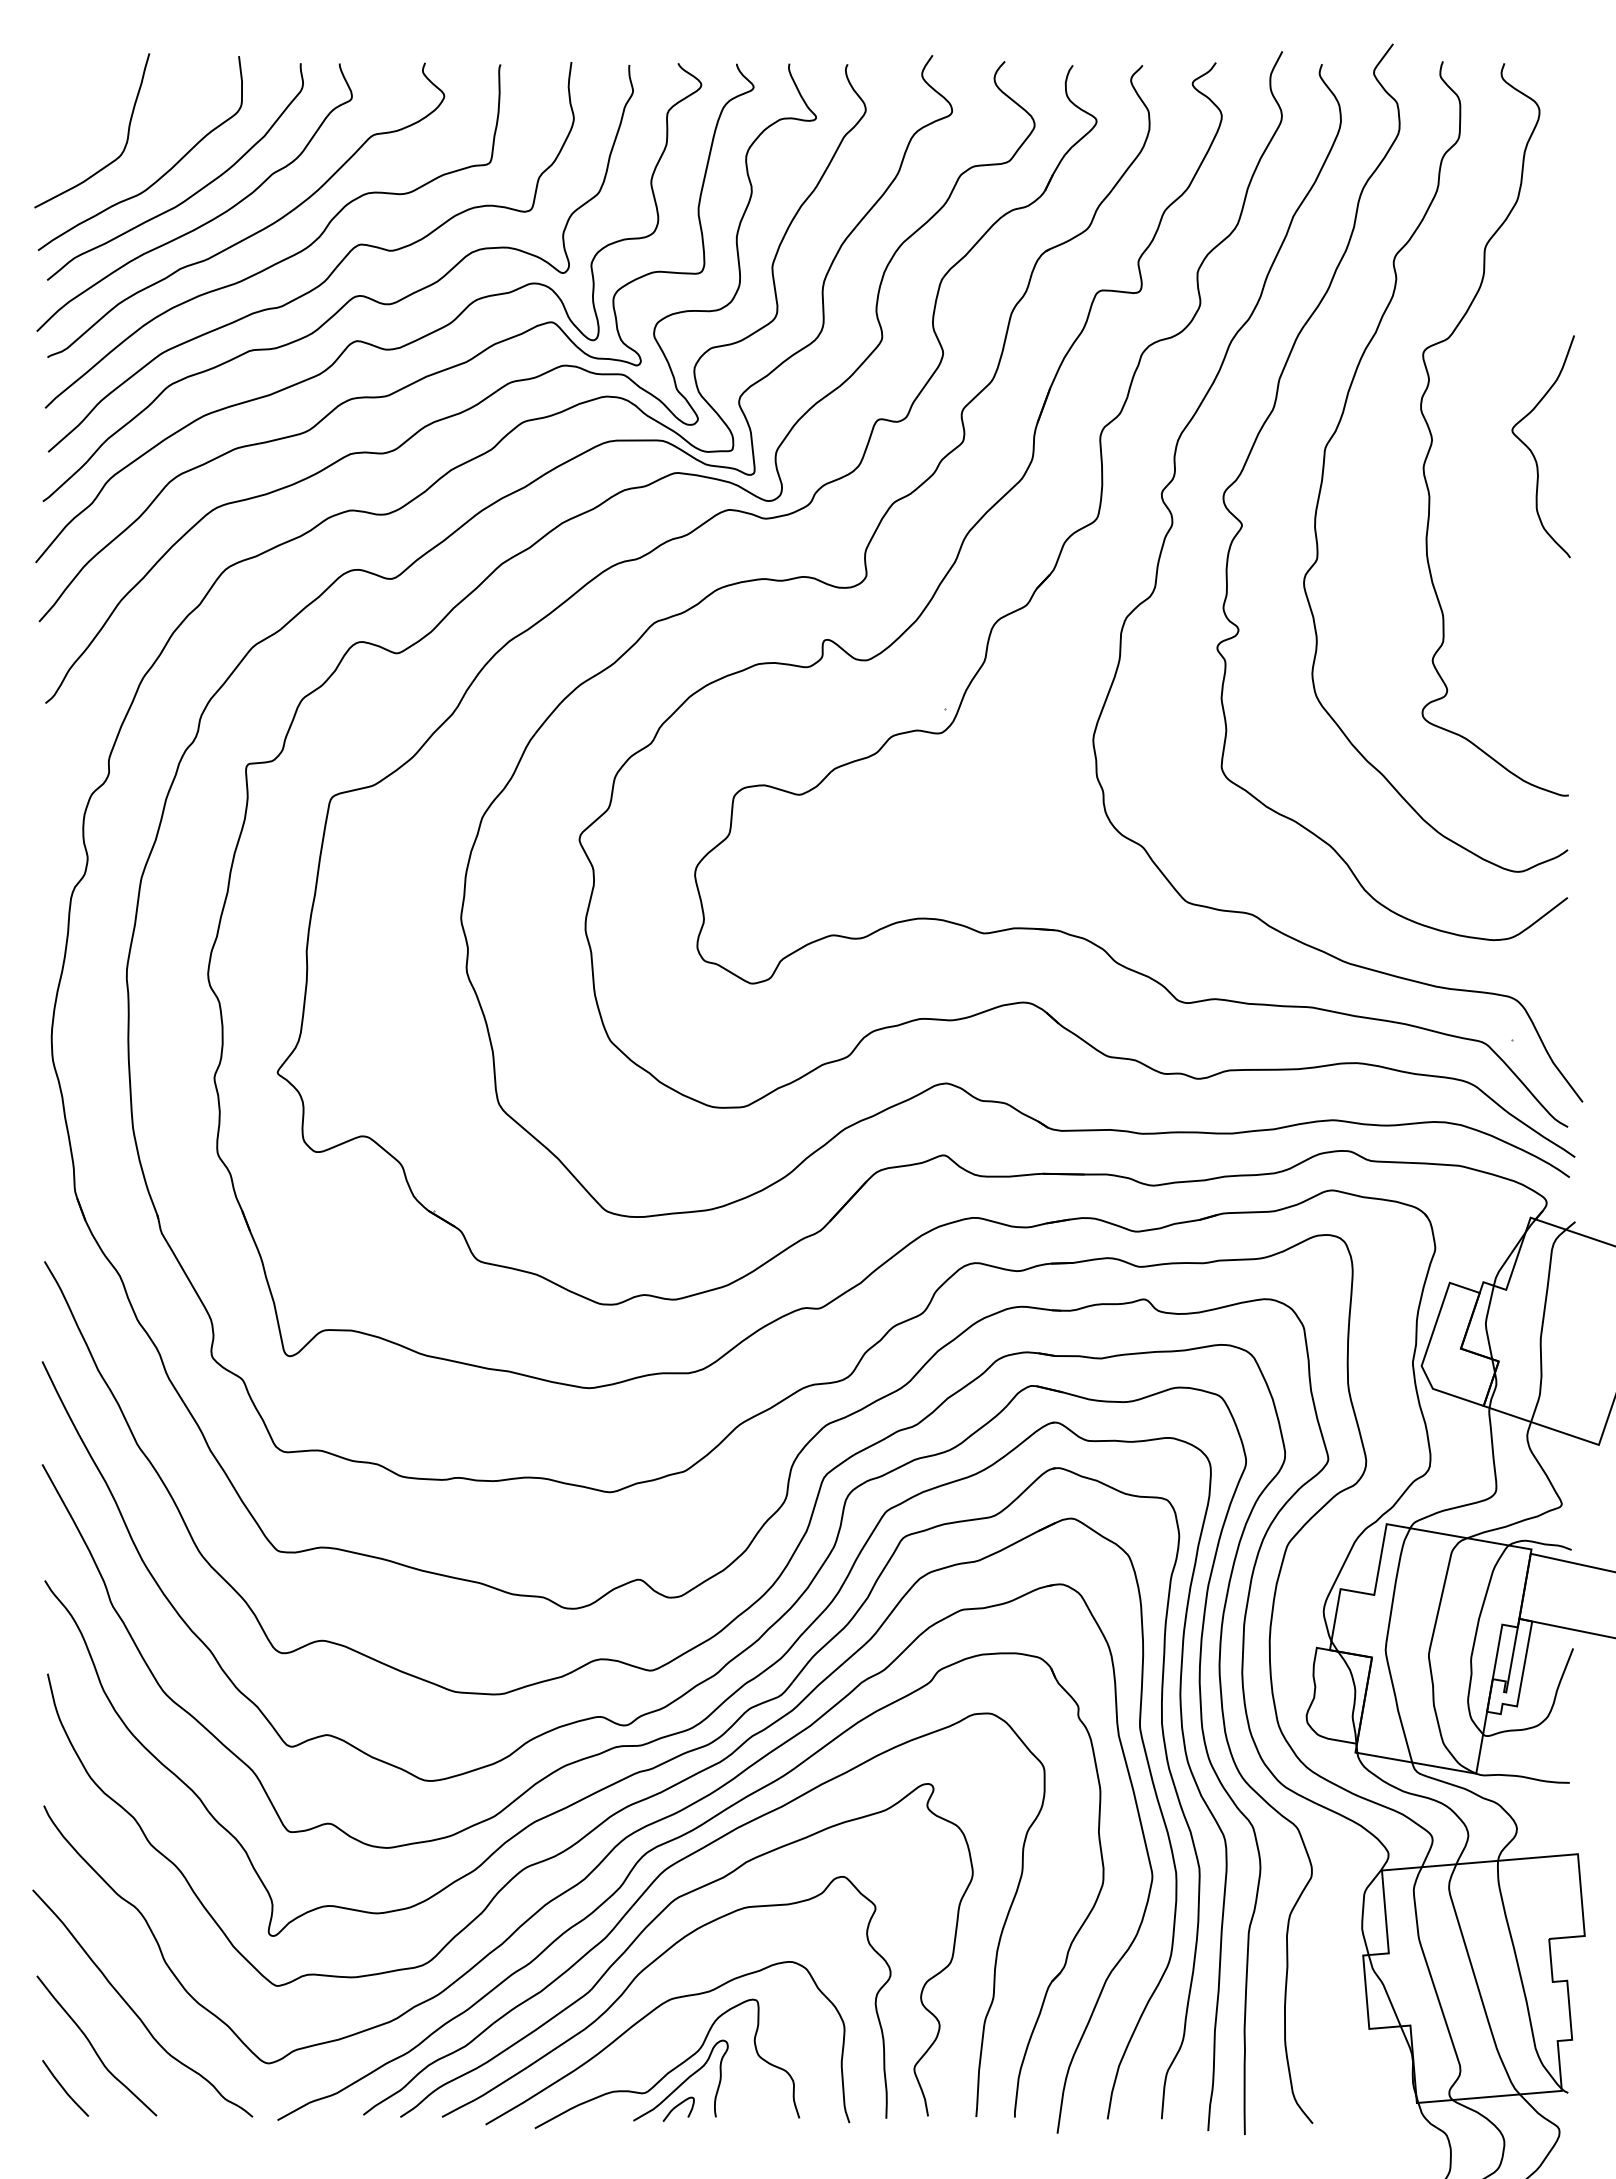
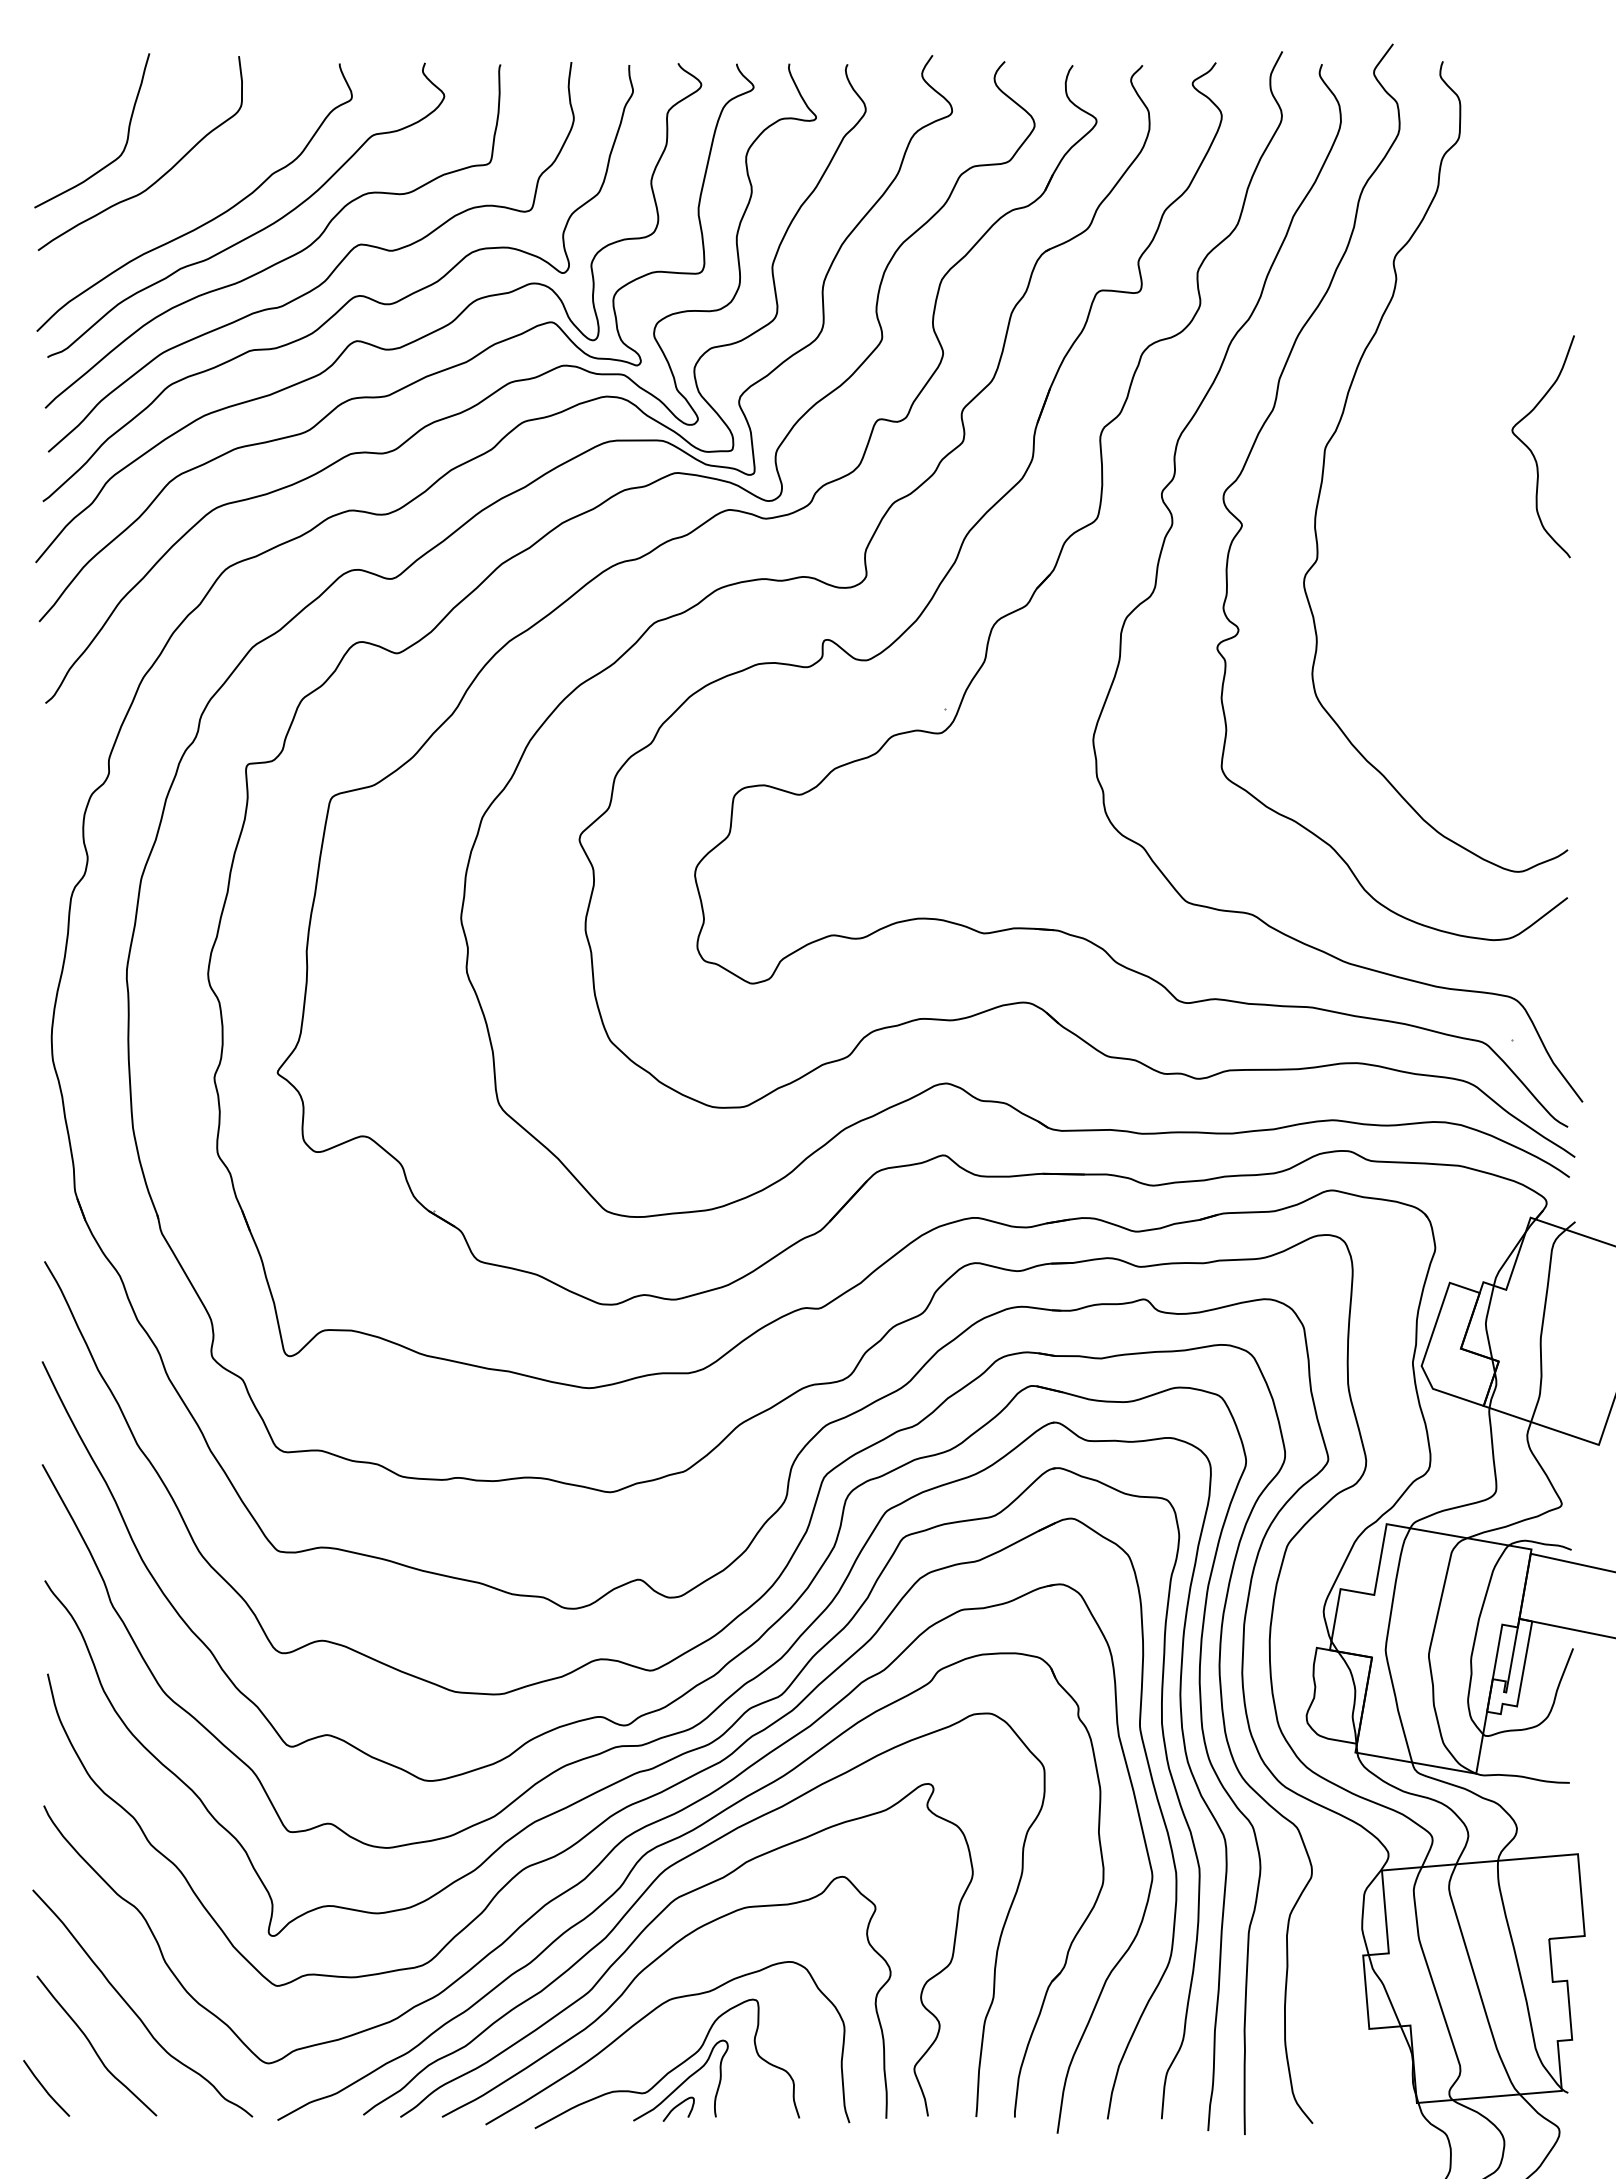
curve: present -> none (193, 193)
curve: present -> none (1432, 435)
line position: (64, 2088) -> (45, 2088) (45, 2088)
